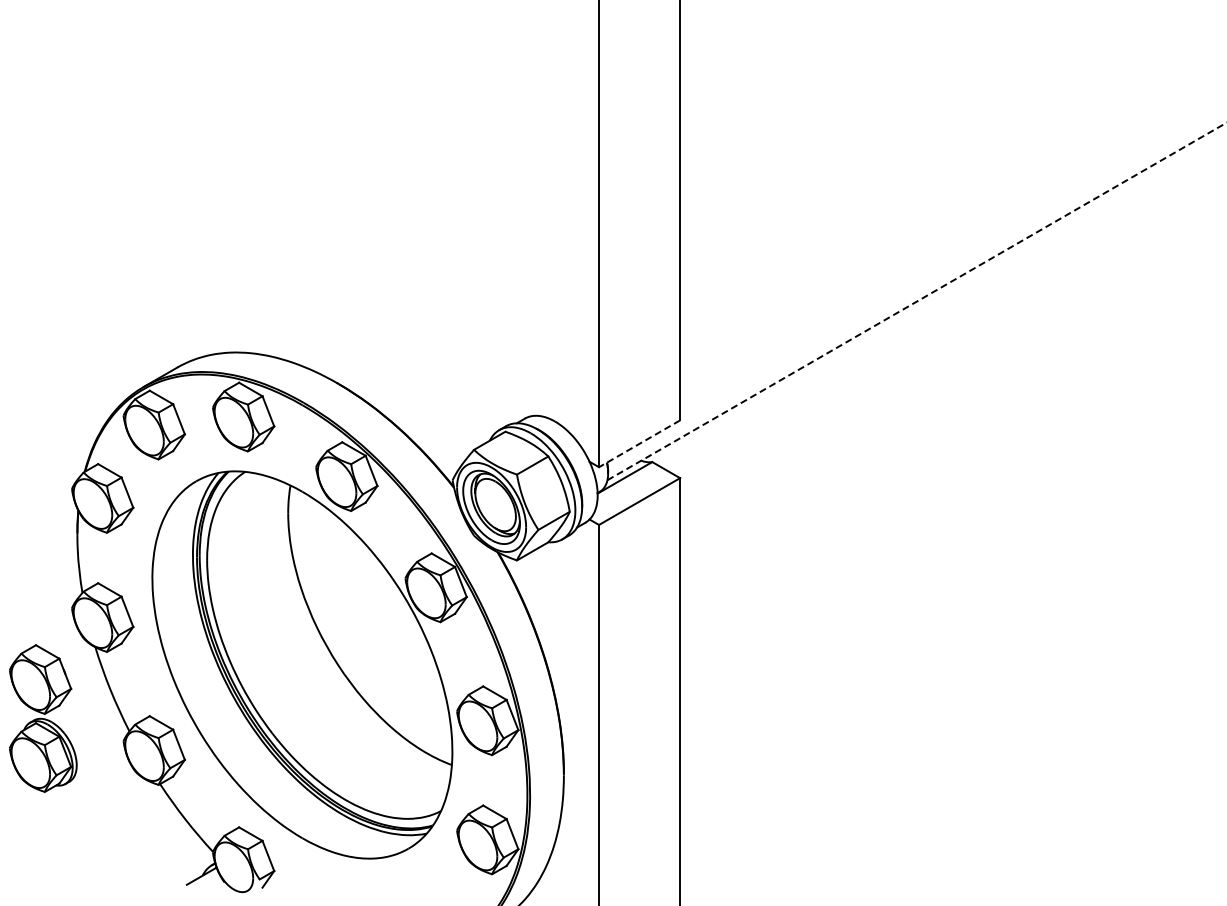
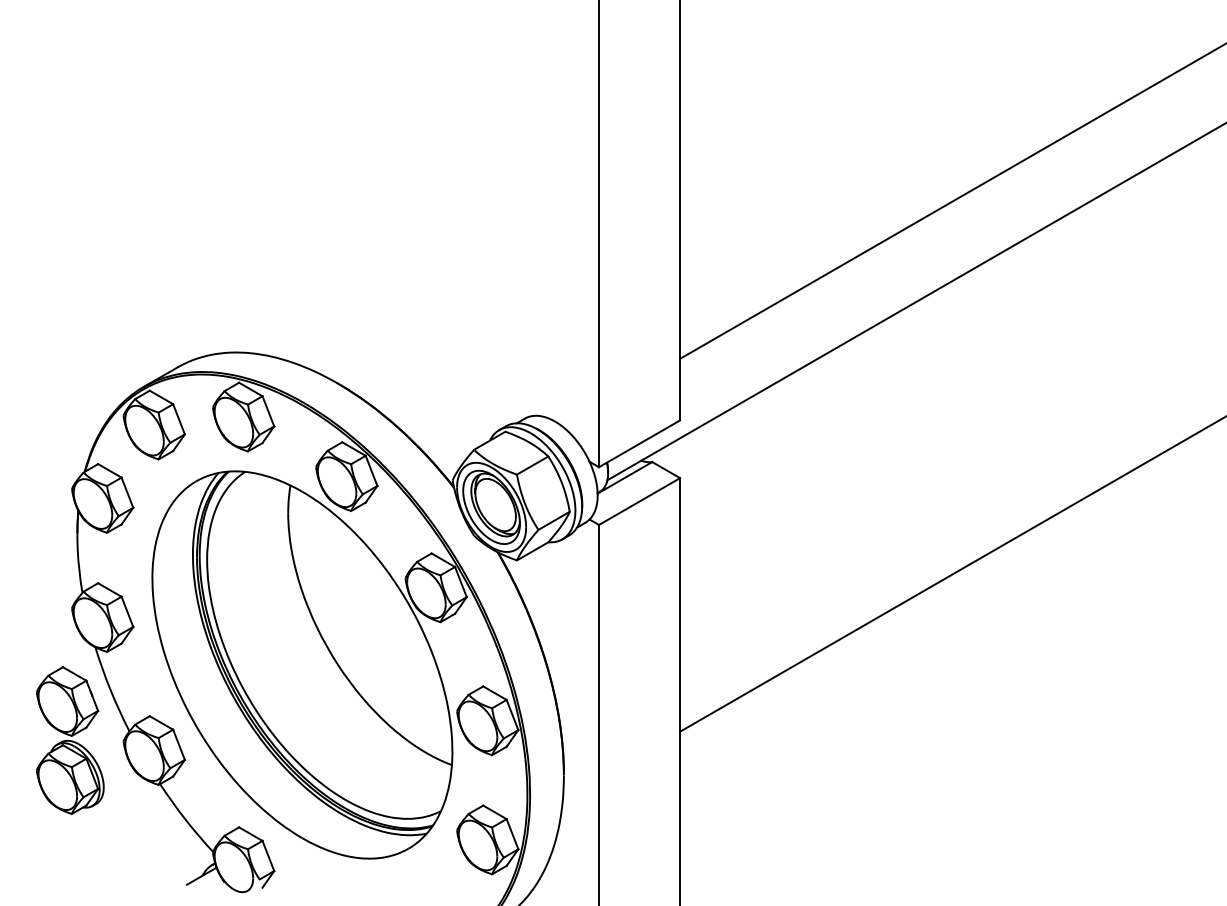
line: none -> present (951, 201)
line: dashed -> solid (917, 301)
line: dashed -> solid (639, 443)
line: none -> present (951, 574)
part position: (43, 718) -> (70, 740) (70, 740)
